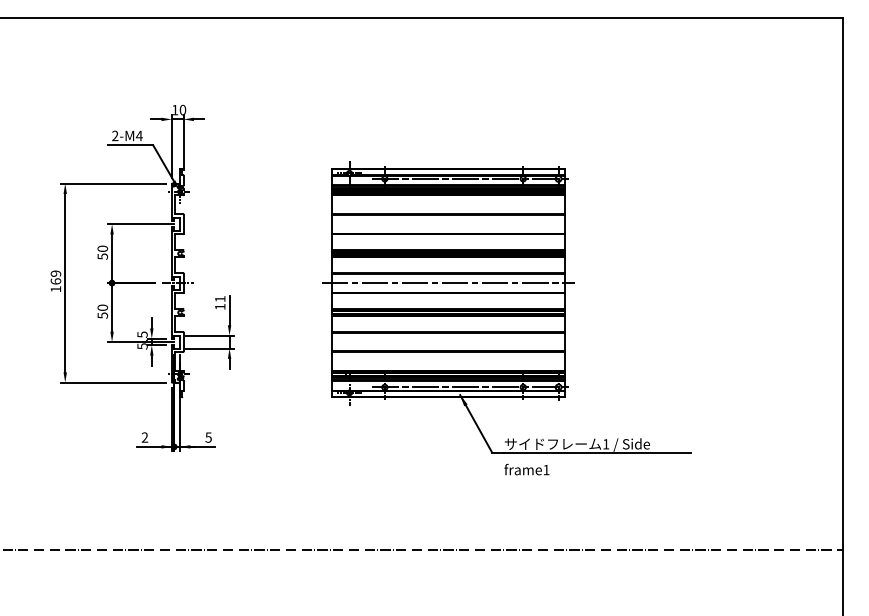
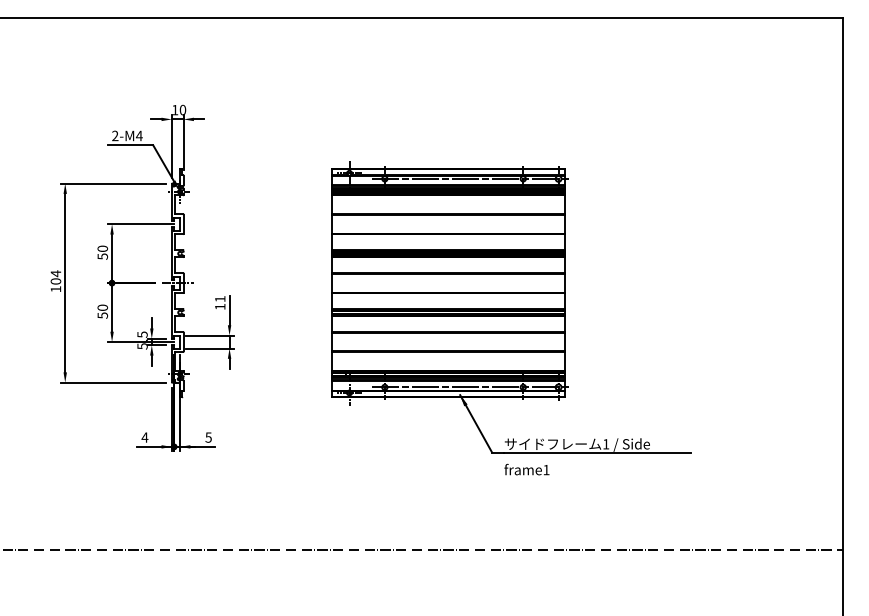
text: 169 -> 104 (55, 277)
line: present -> none (447, 283)
text: 2 -> 4 (144, 437)
